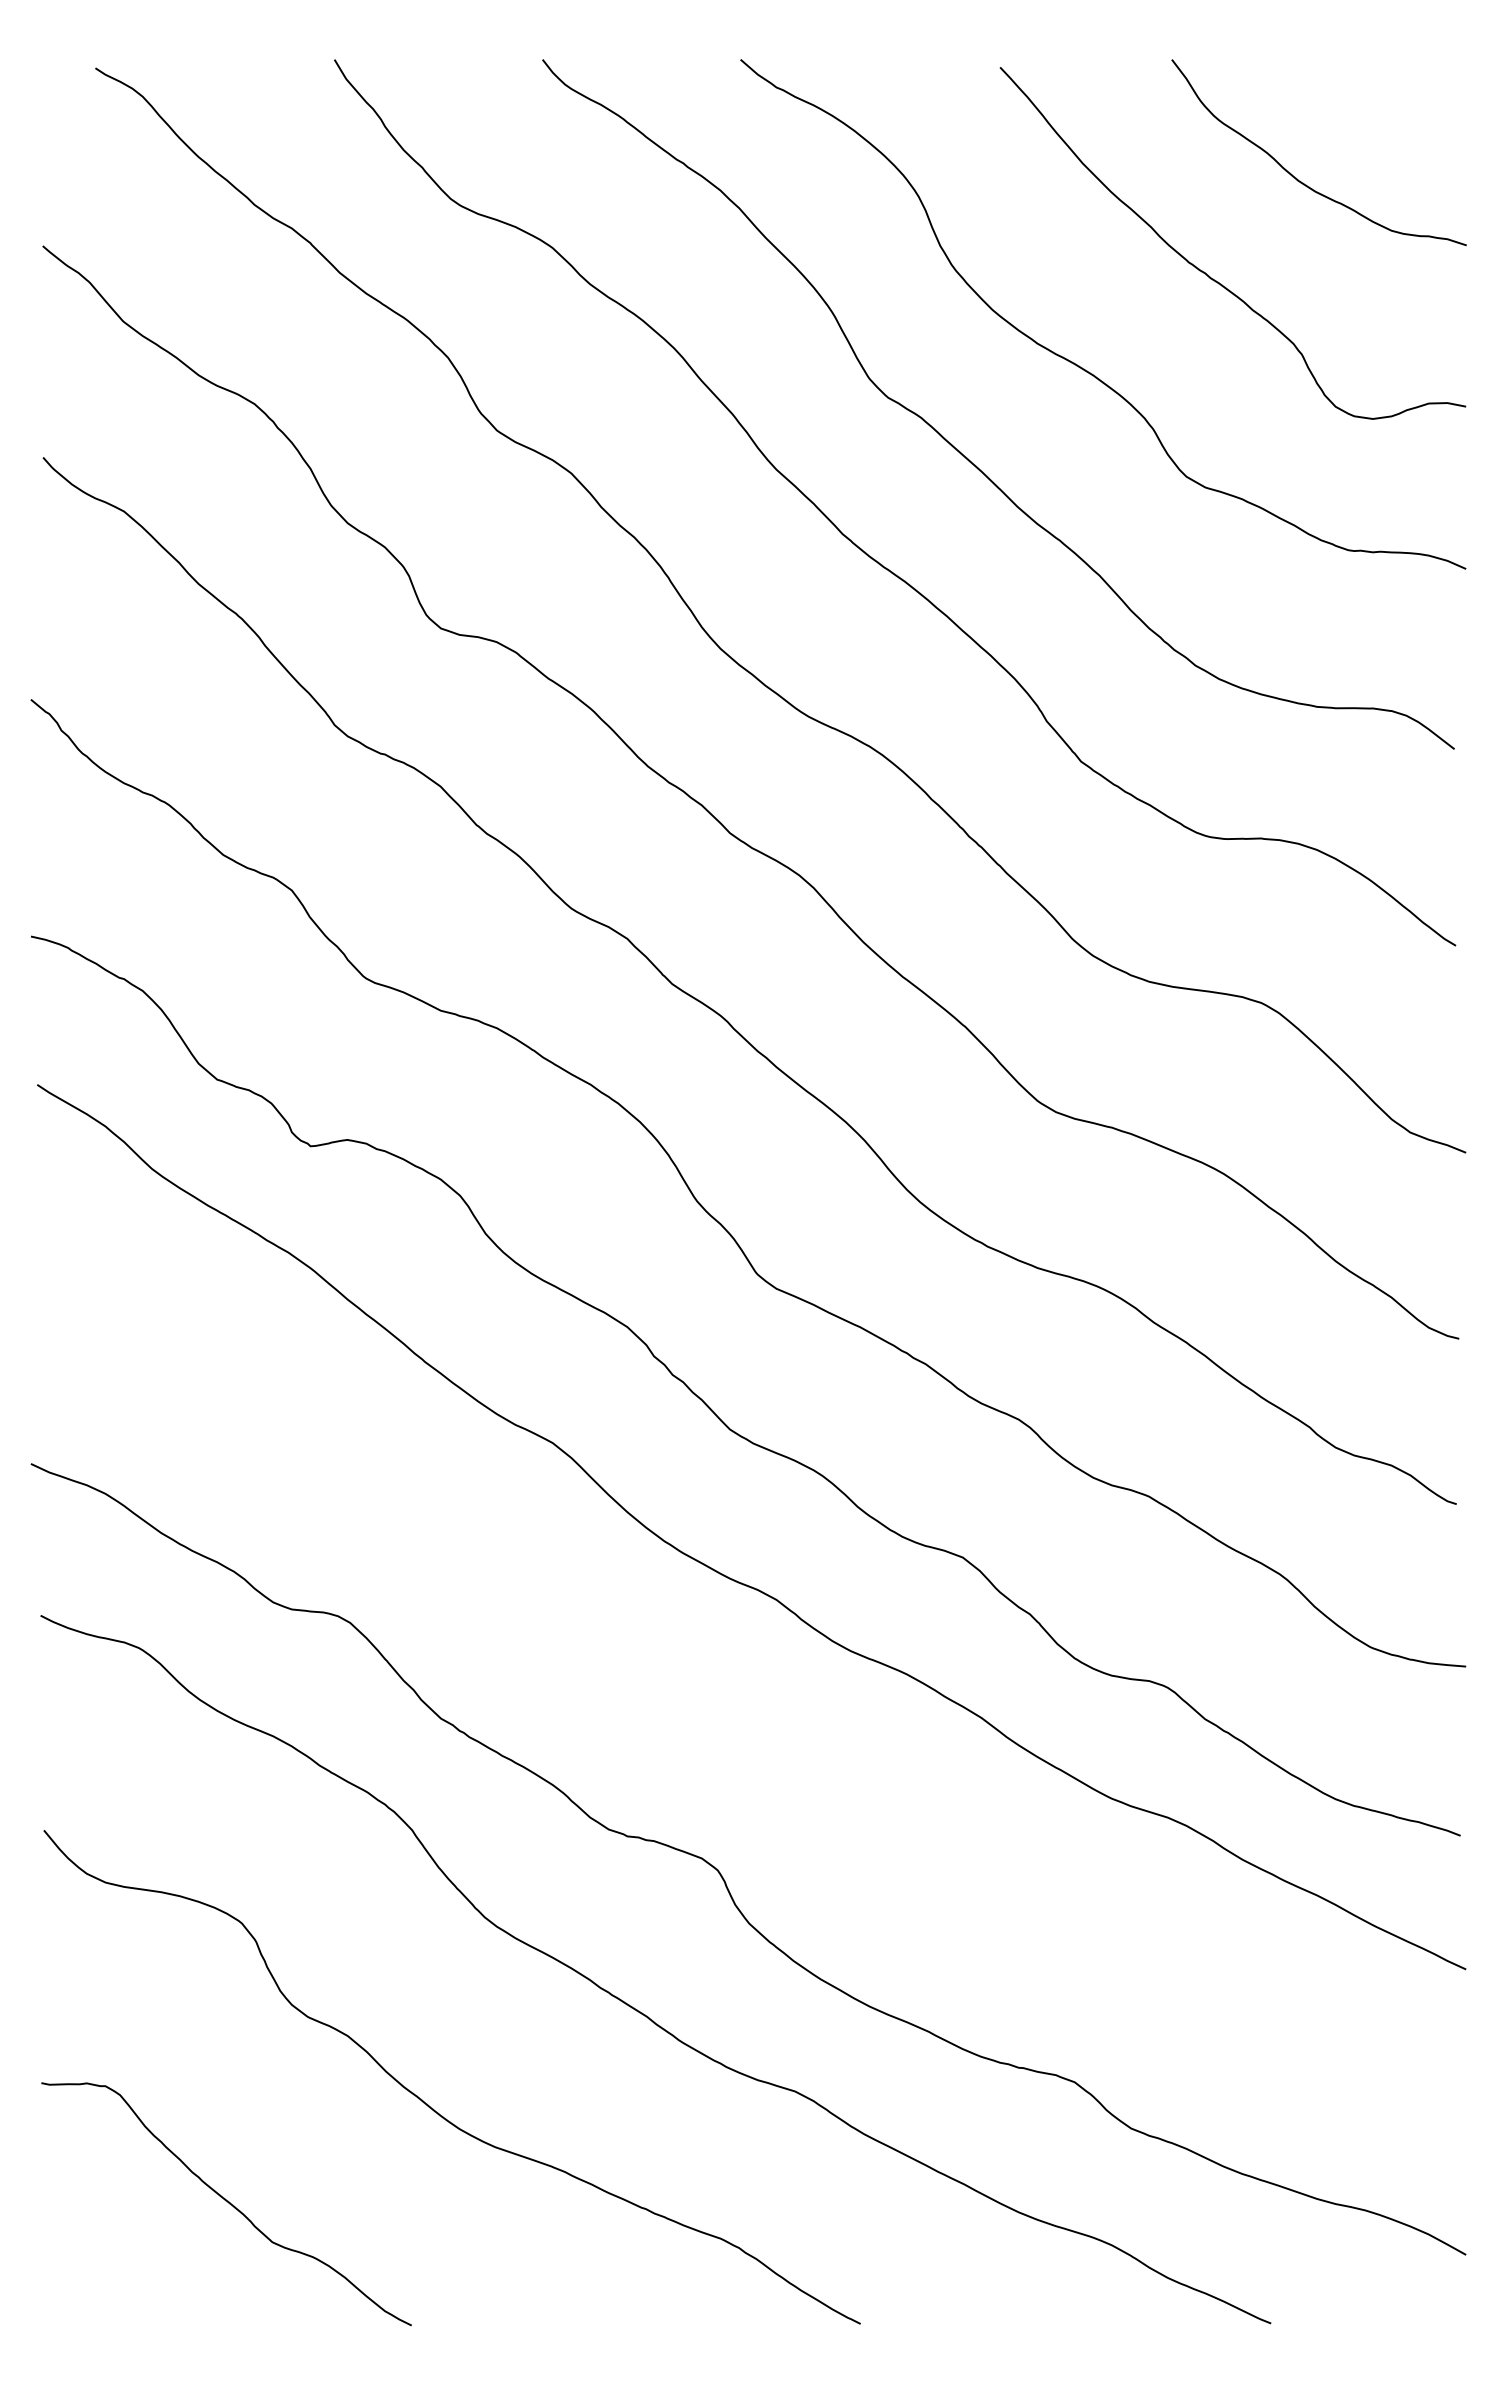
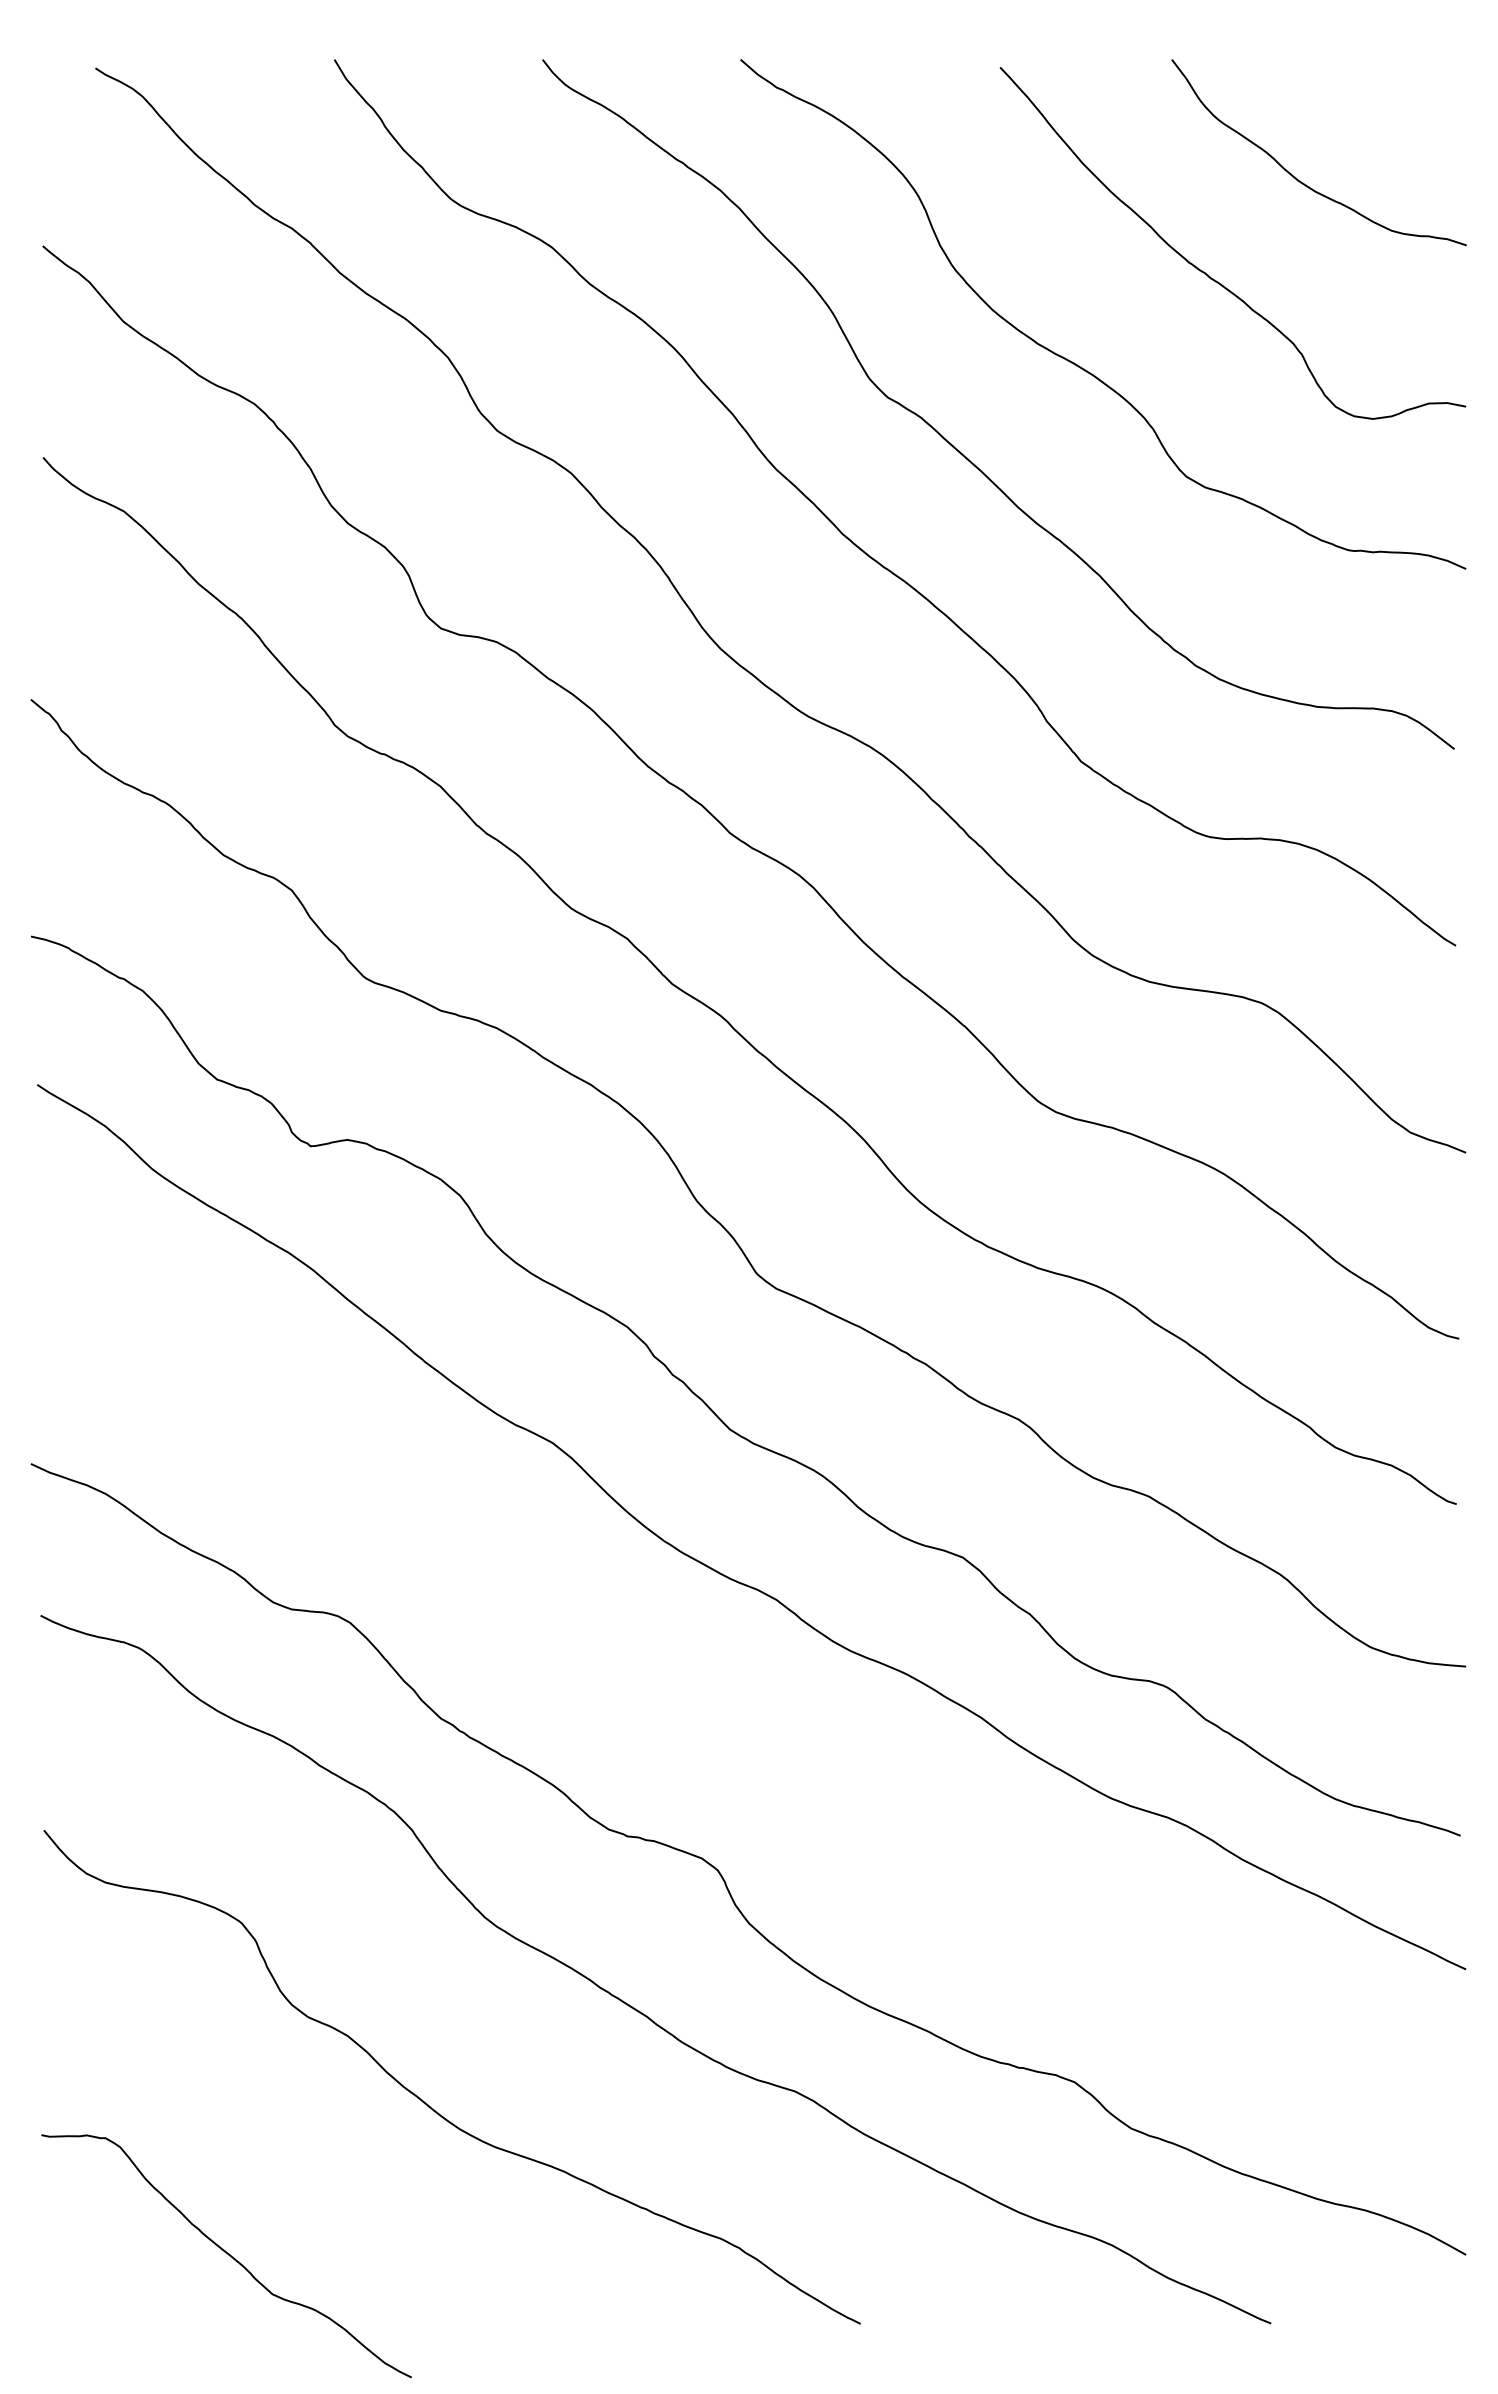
curve position: (227, 2202) -> (227, 2254) (227, 2254)
